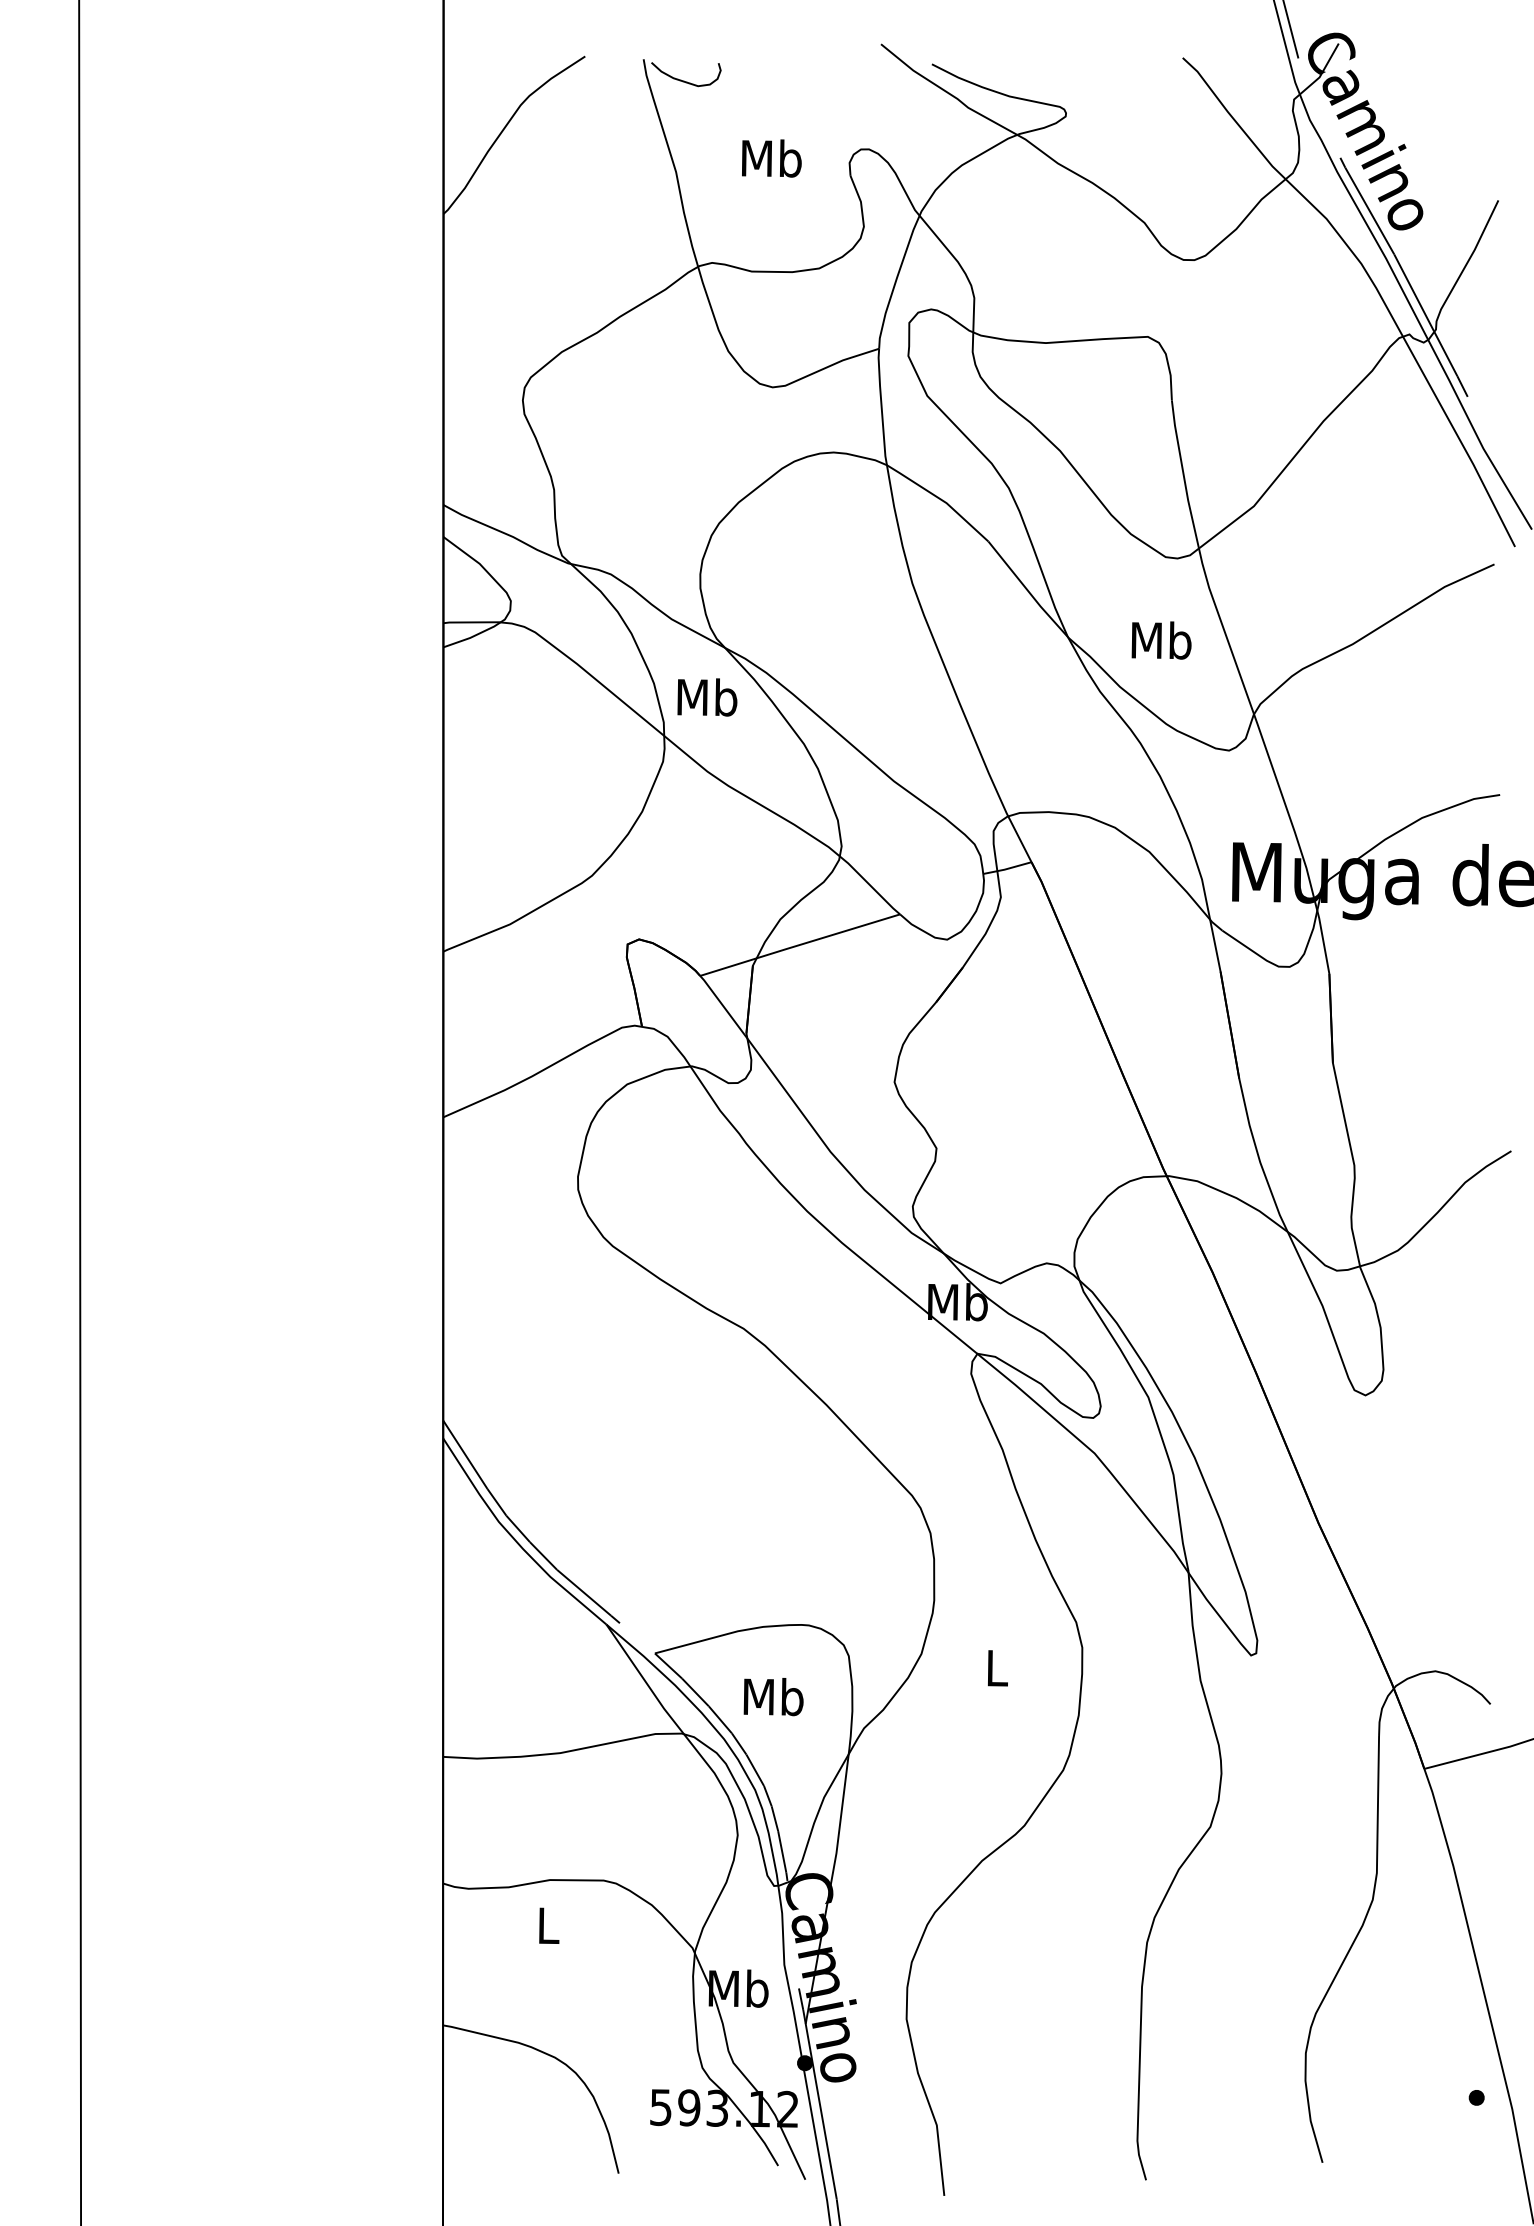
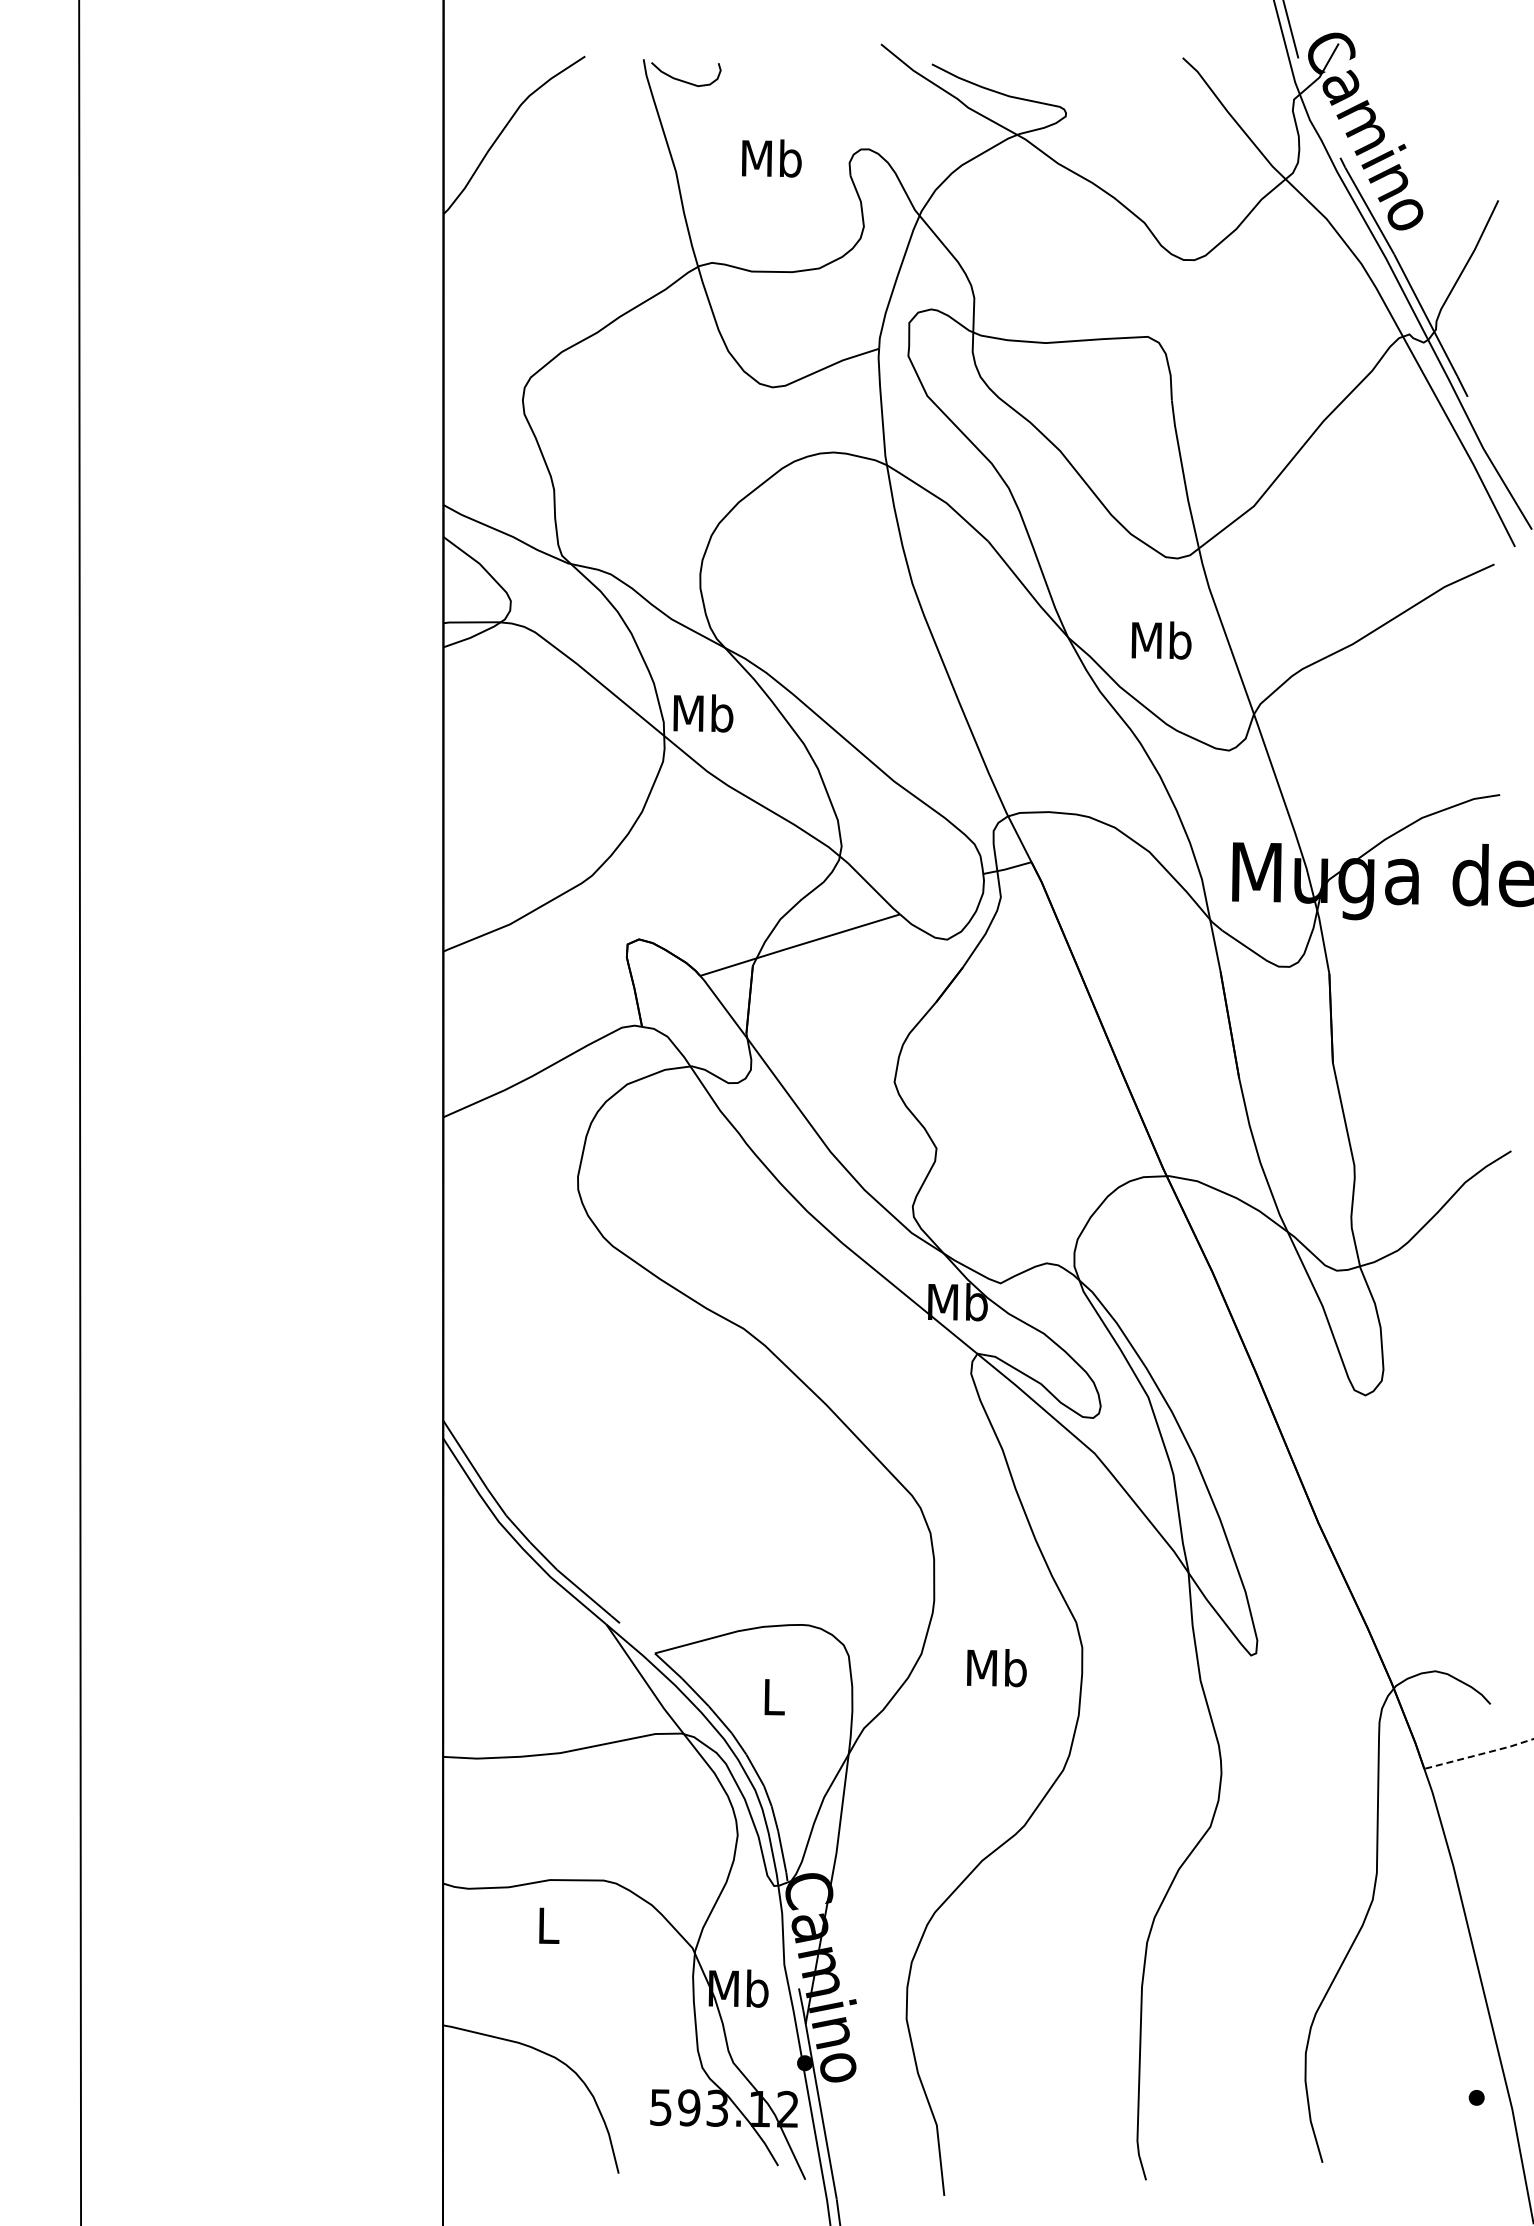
text position: (707, 697) -> (703, 713) (703, 713)
text: L -> Mb (996, 1668)
text: Mb -> L (773, 1696)
line: solid -> dashed (1479, 1754)
